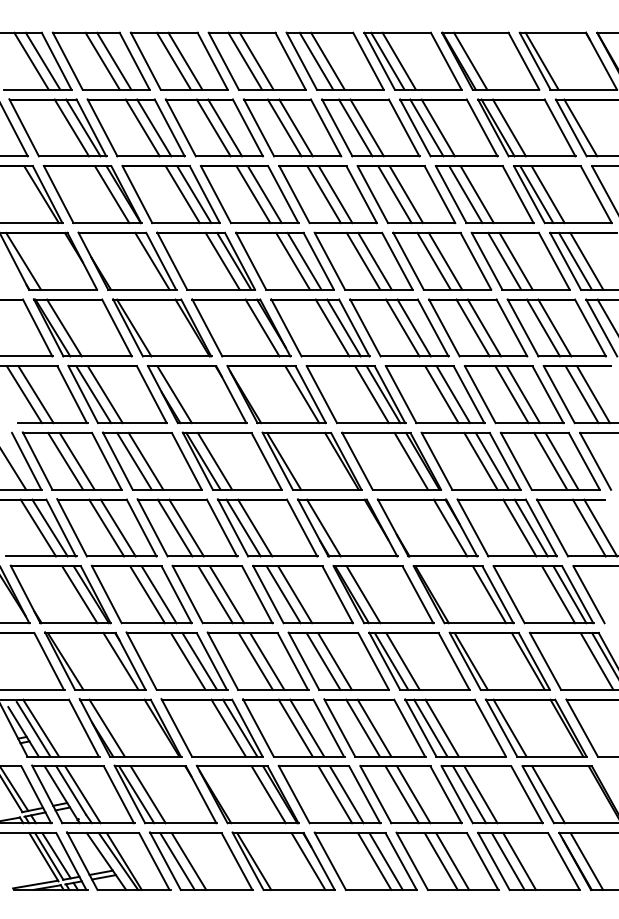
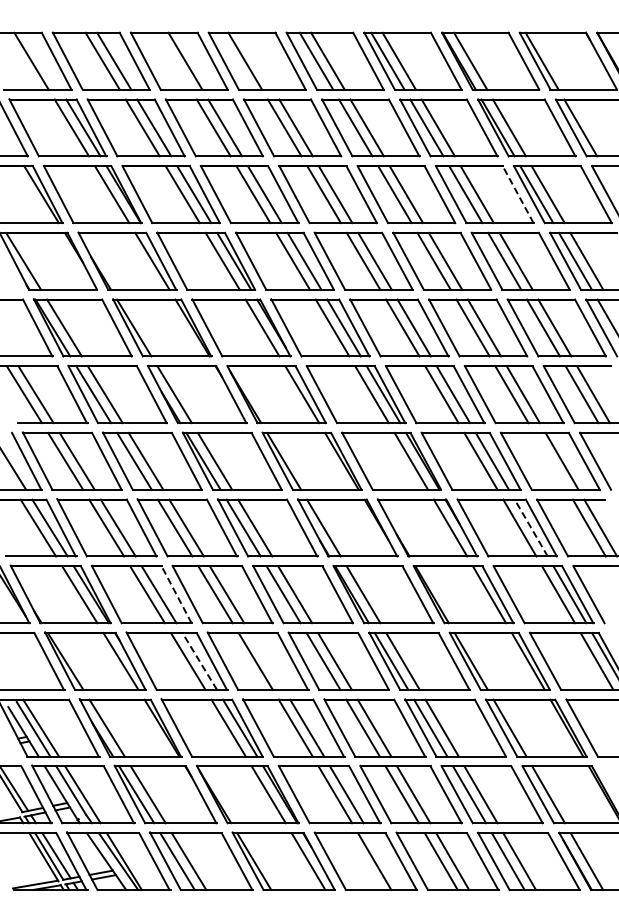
line: present -> none (42, 60)
line: present -> none (173, 60)
line: present -> none (256, 60)
line: solid -> dashed (517, 194)
line: present -> none (550, 460)
line: solid -> dashed (531, 528)
line: solid -> dashed (176, 594)
line: solid -> dashed (199, 661)
line: present -> none (267, 661)
line: present -> none (385, 861)
